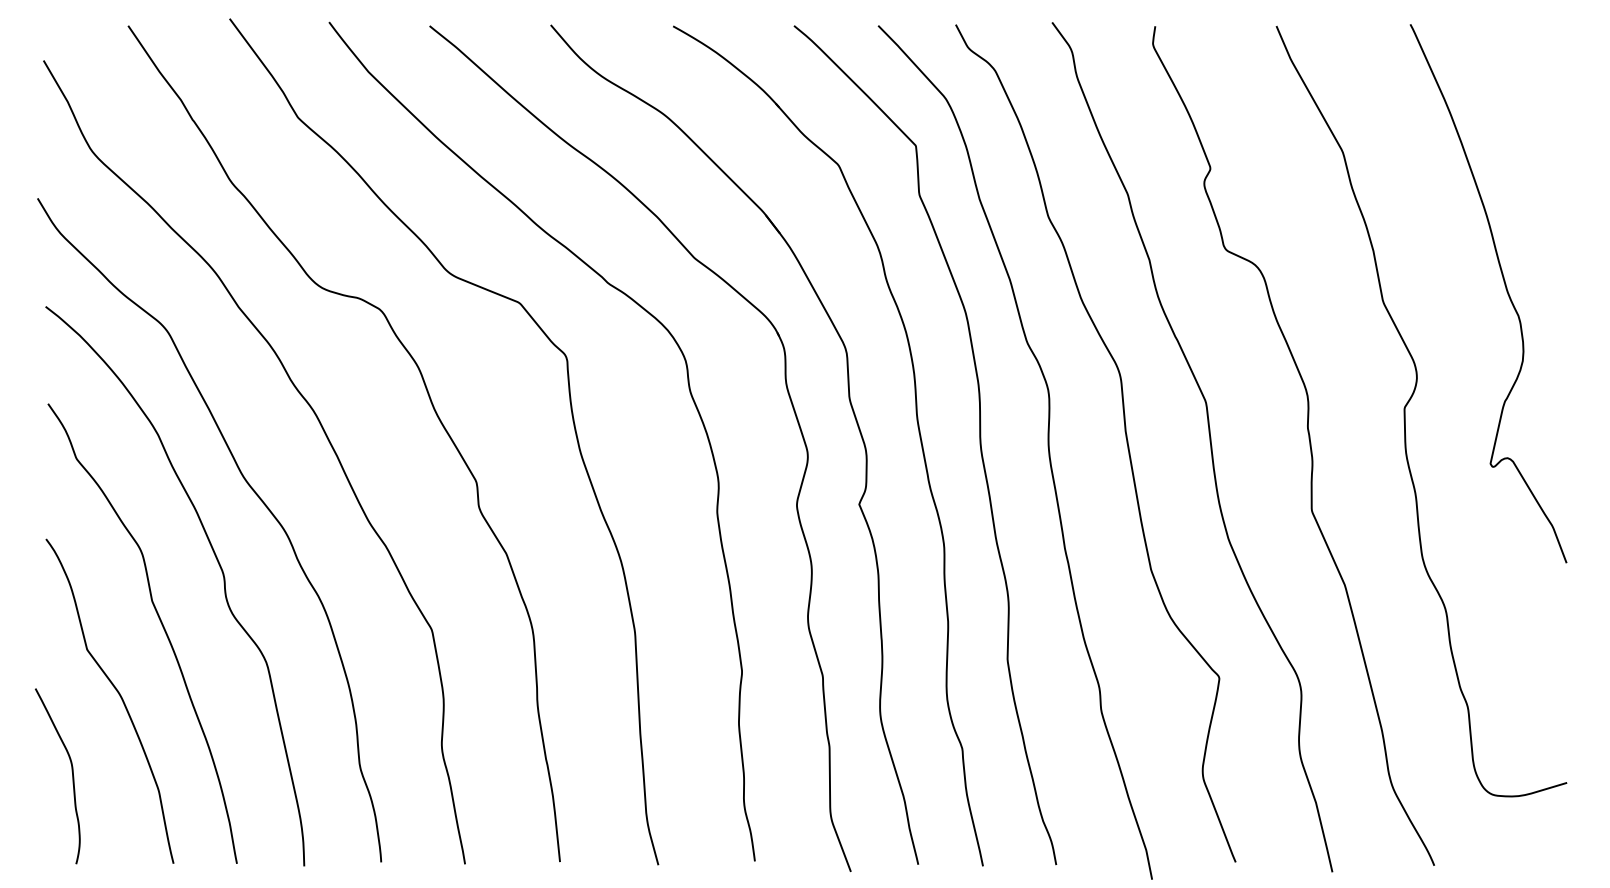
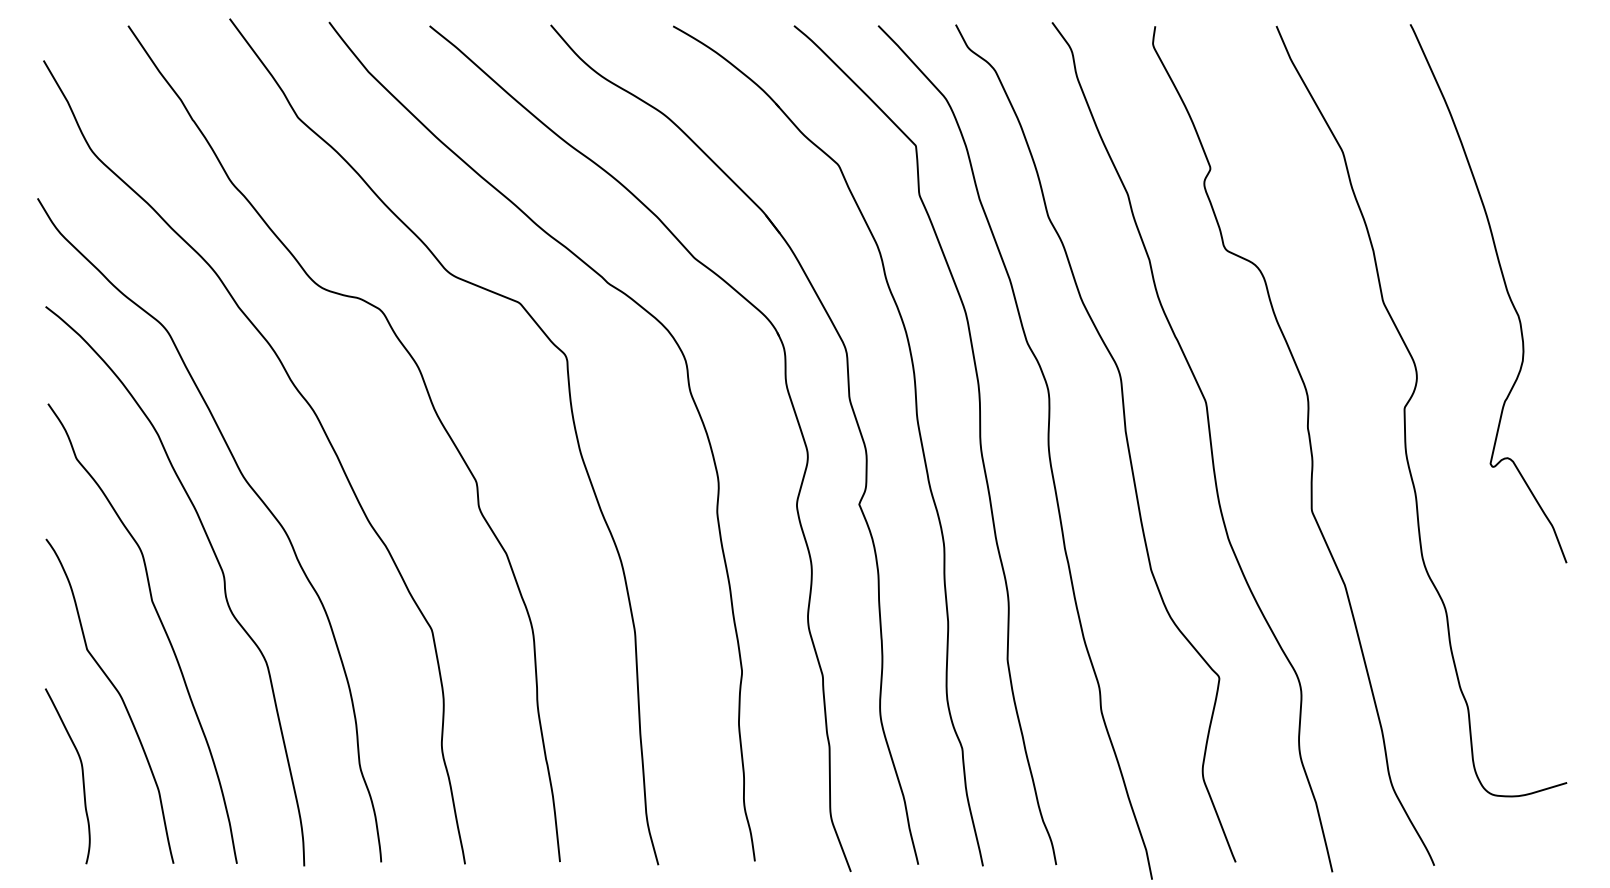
curve position: (71, 771) -> (81, 771) (81, 771)
